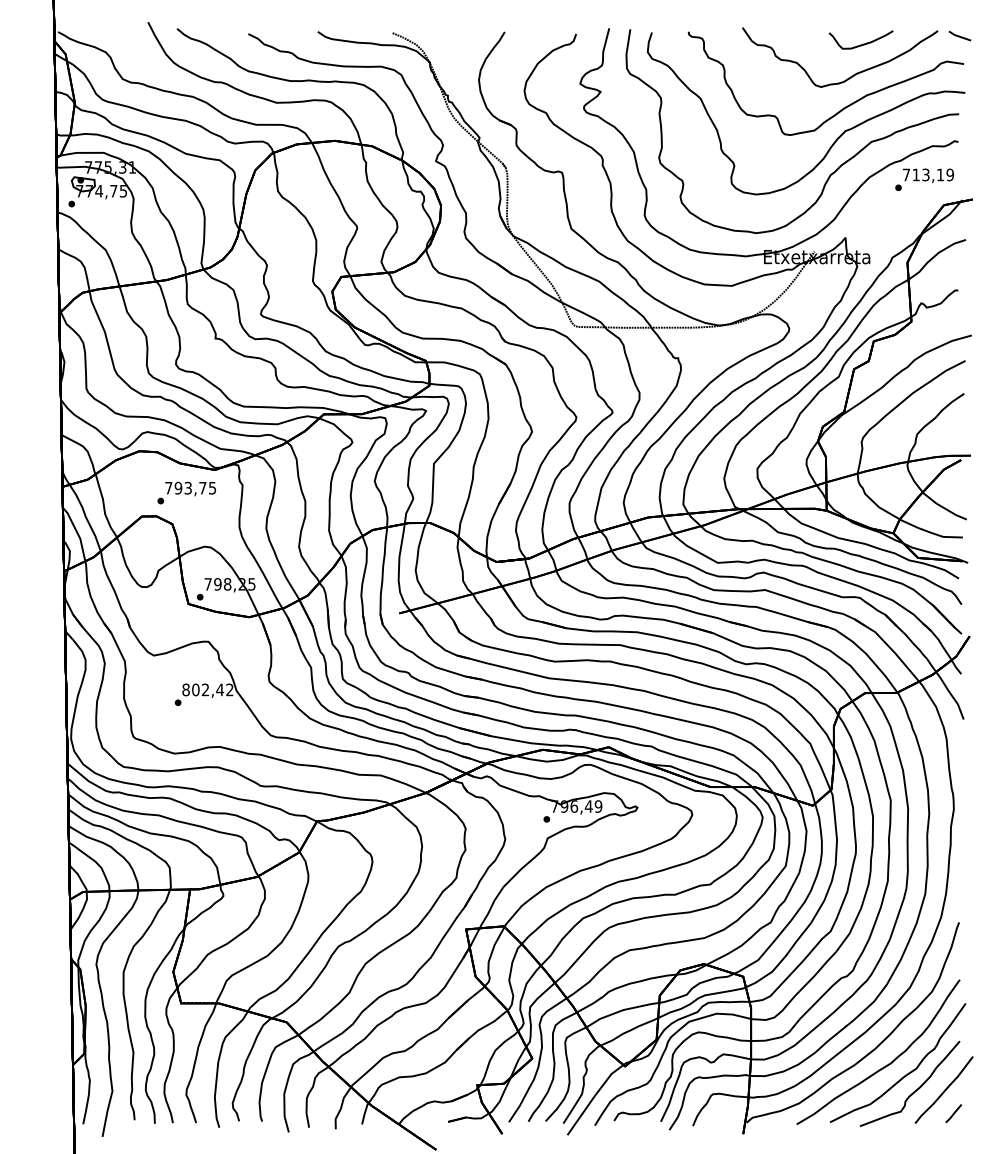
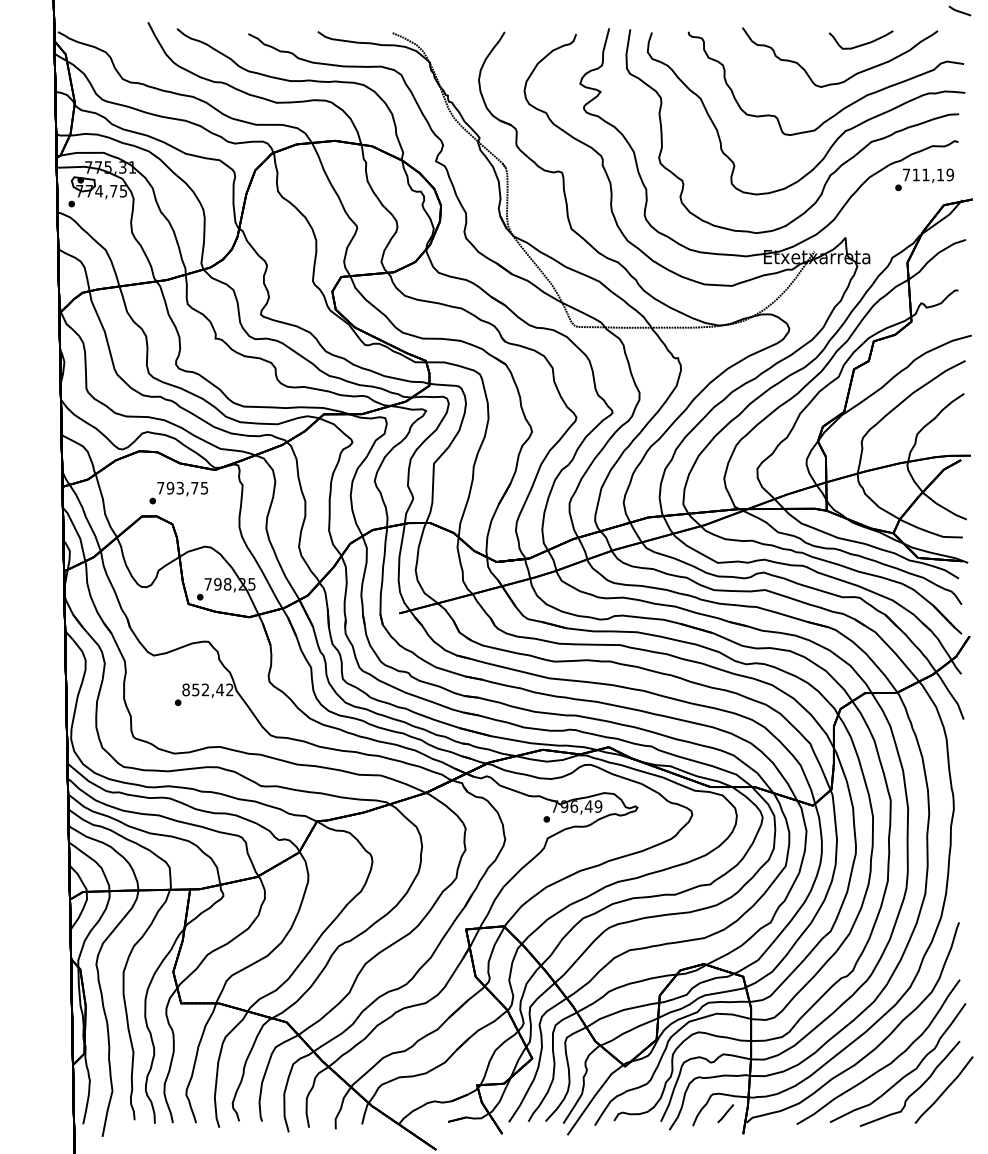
line position: (959, 35) -> (959, 10) (959, 10)
text: 713,19 -> 711,19 (925, 174)
text position: (186, 492) -> (178, 492) (178, 492)
text: 802,42 -> 852,42 (195, 689)
line position: (953, 1113) -> (725, 1113) (725, 1113)
